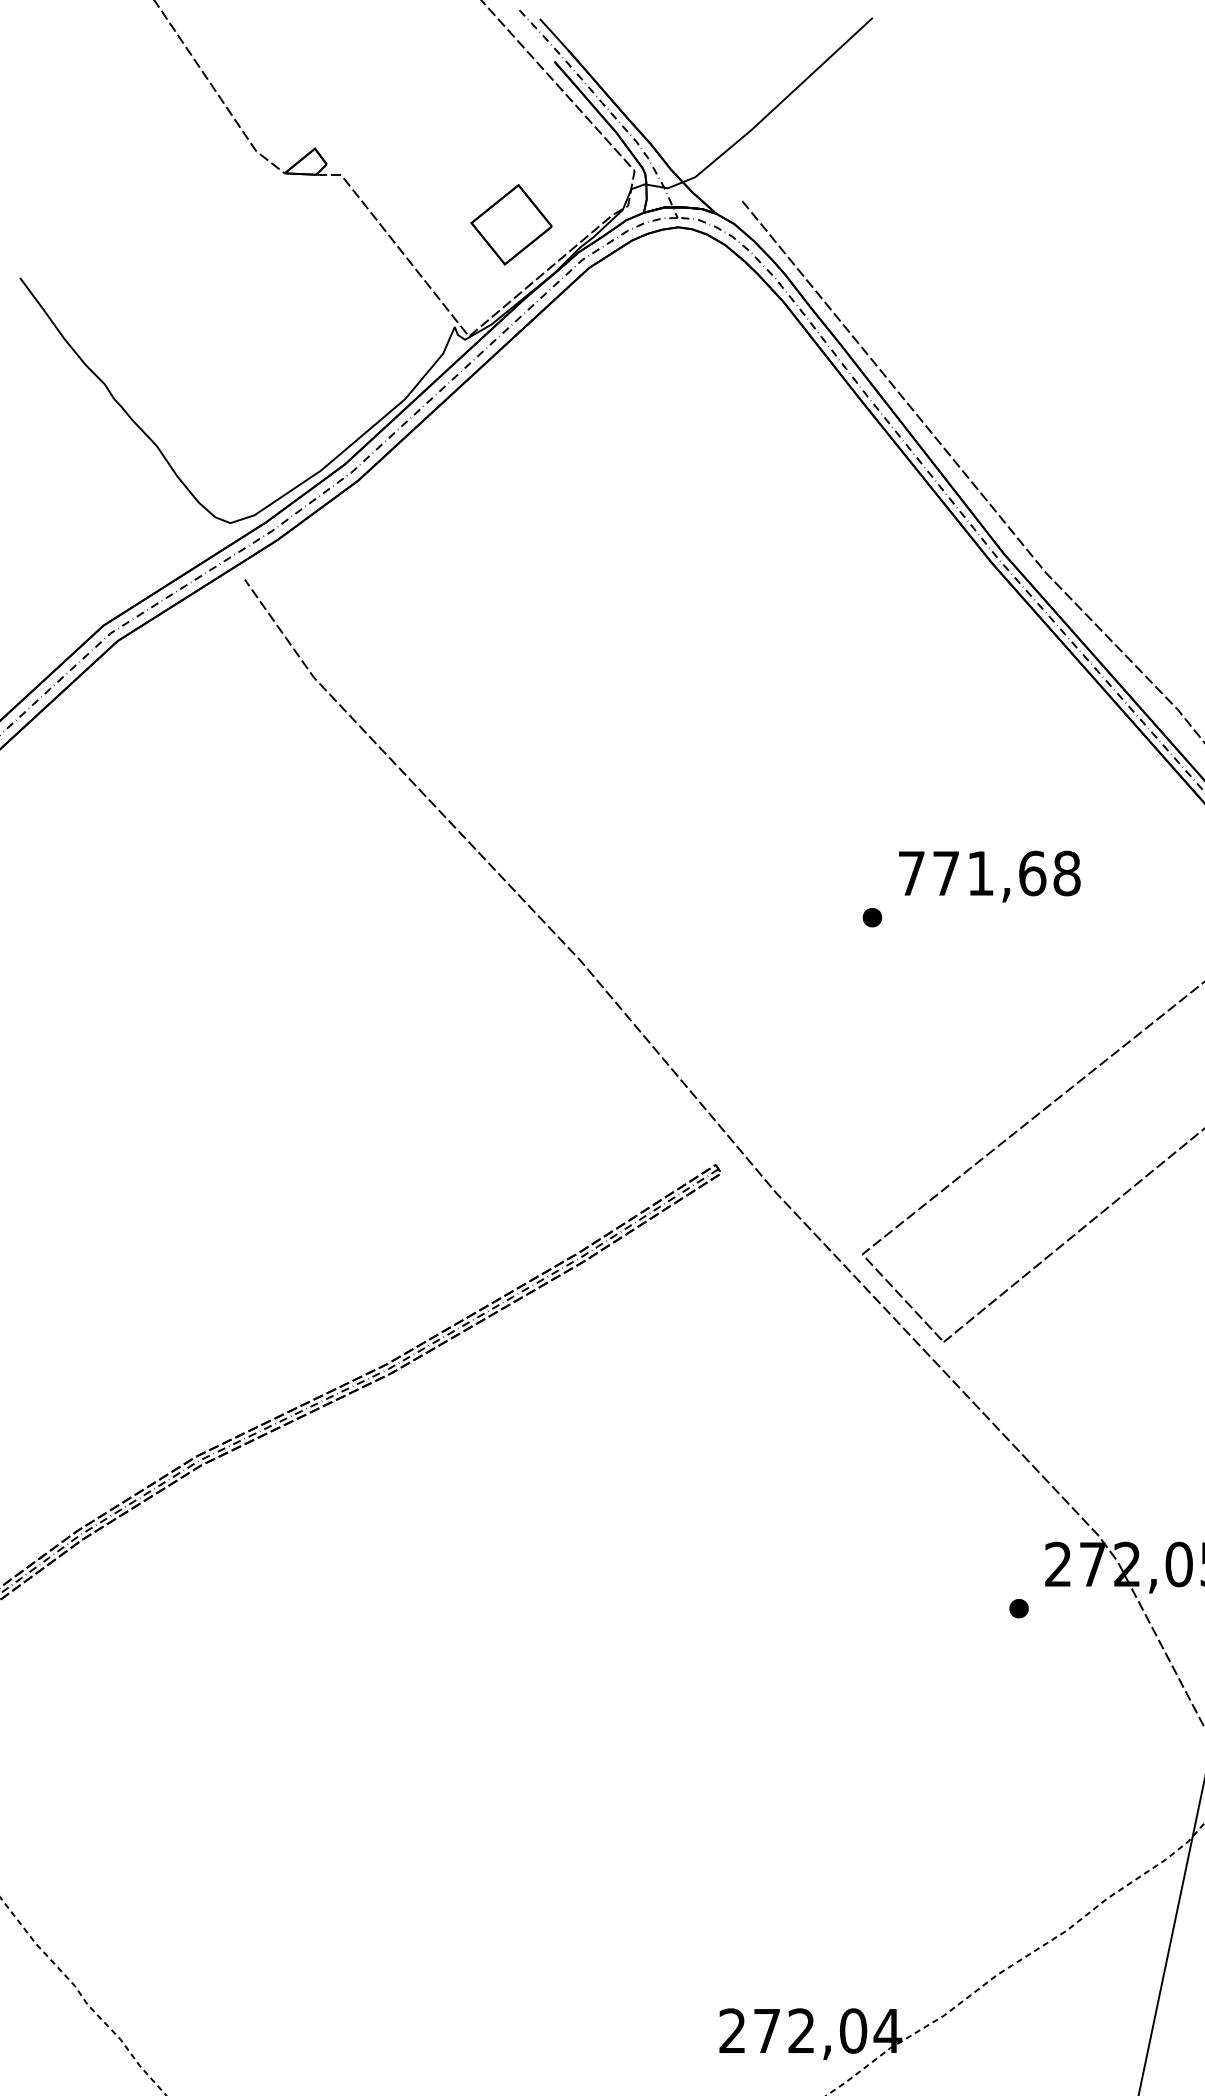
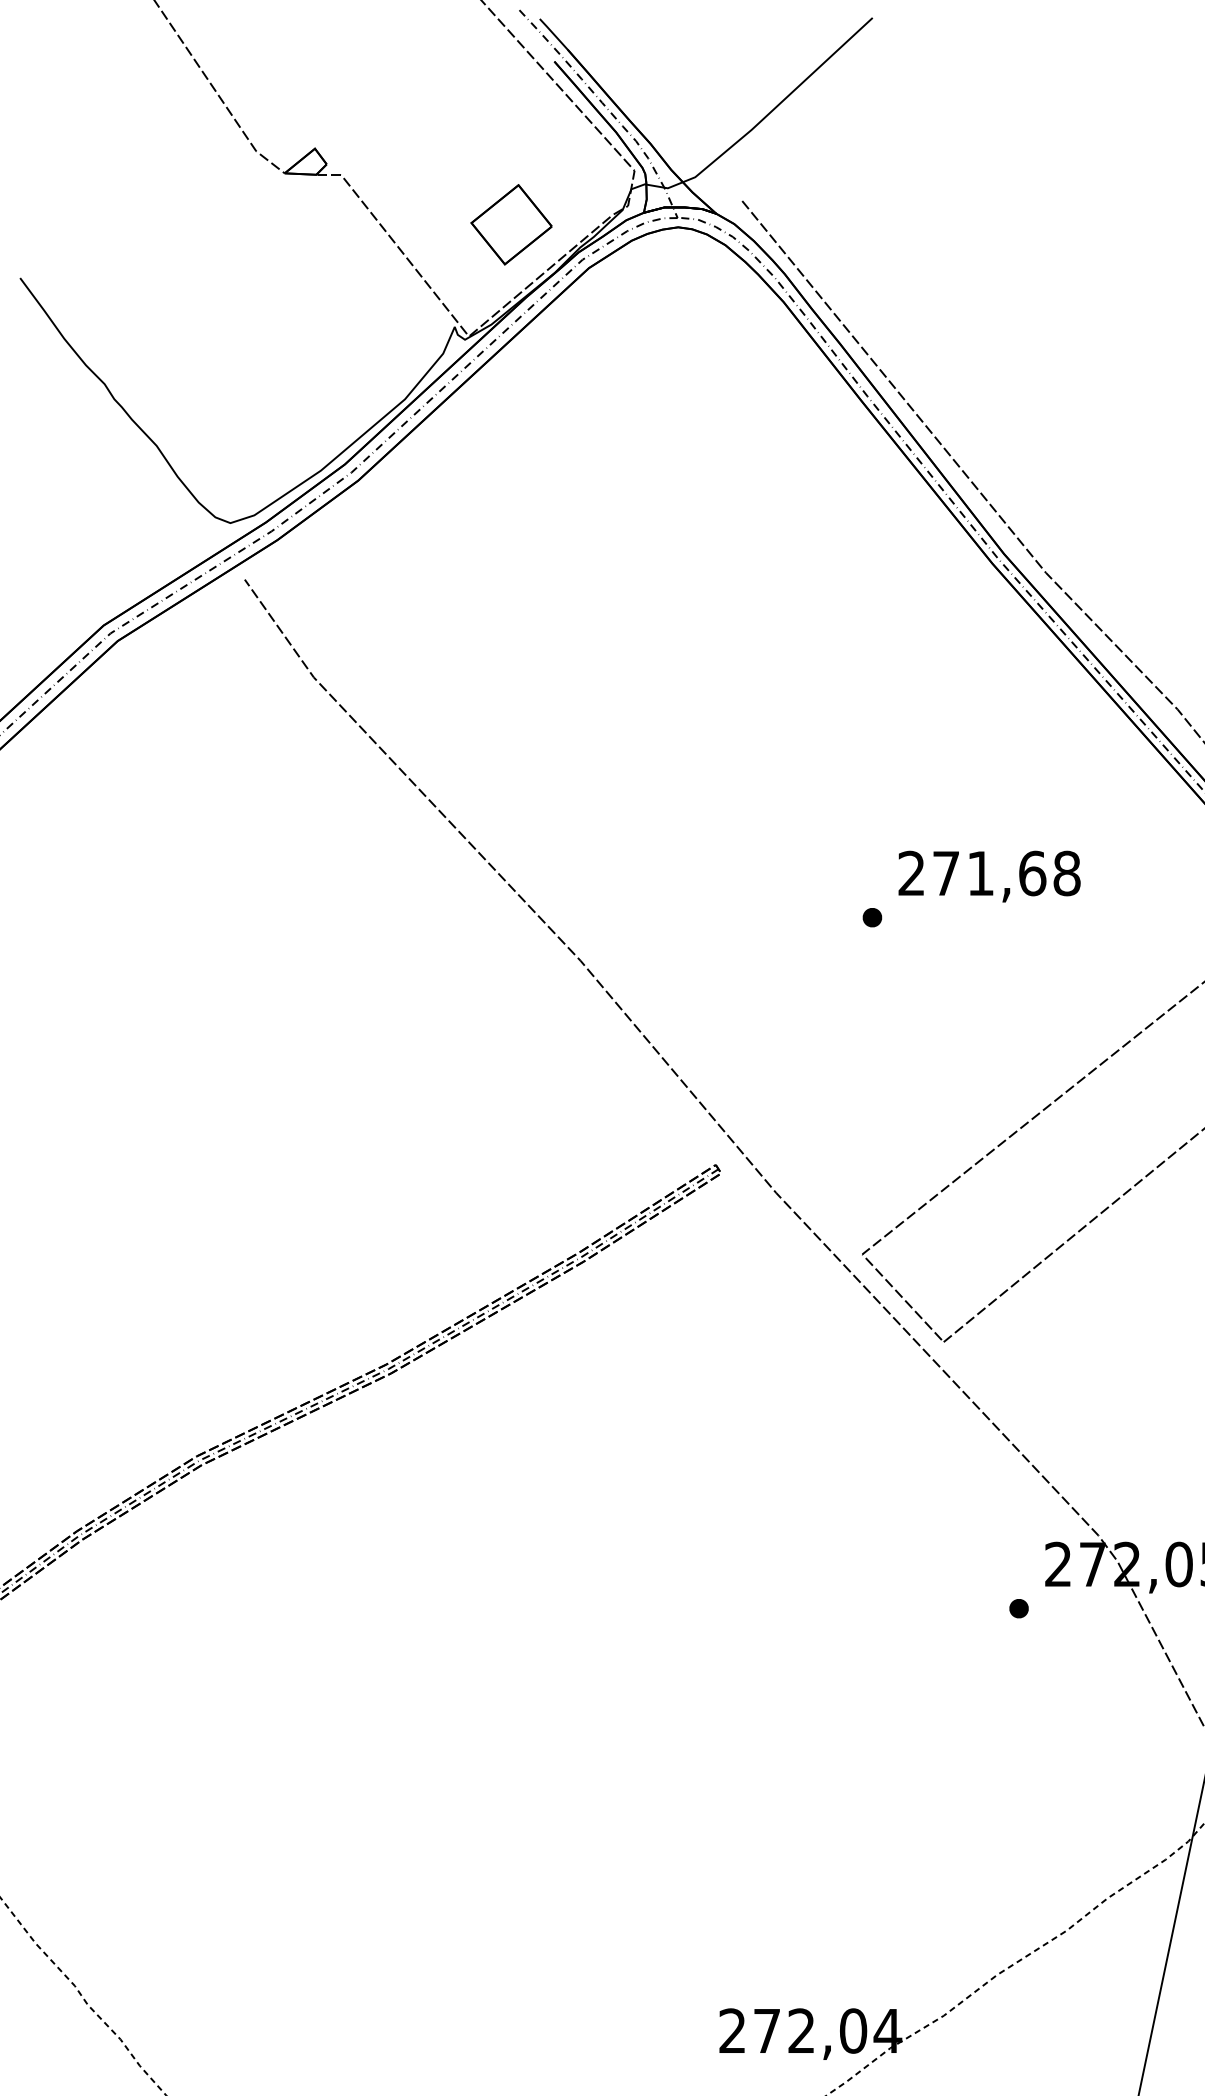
text: 771,68 -> 271,68 (911, 872)
